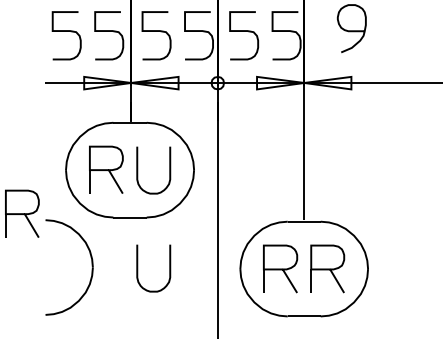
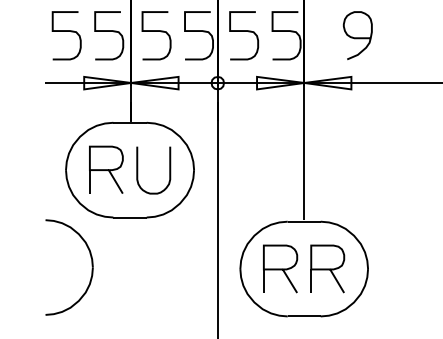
curve position: (351, 30) -> (357, 37) (357, 37)
part: present -> none (22, 213)
curve: present -> none (138, 268)
